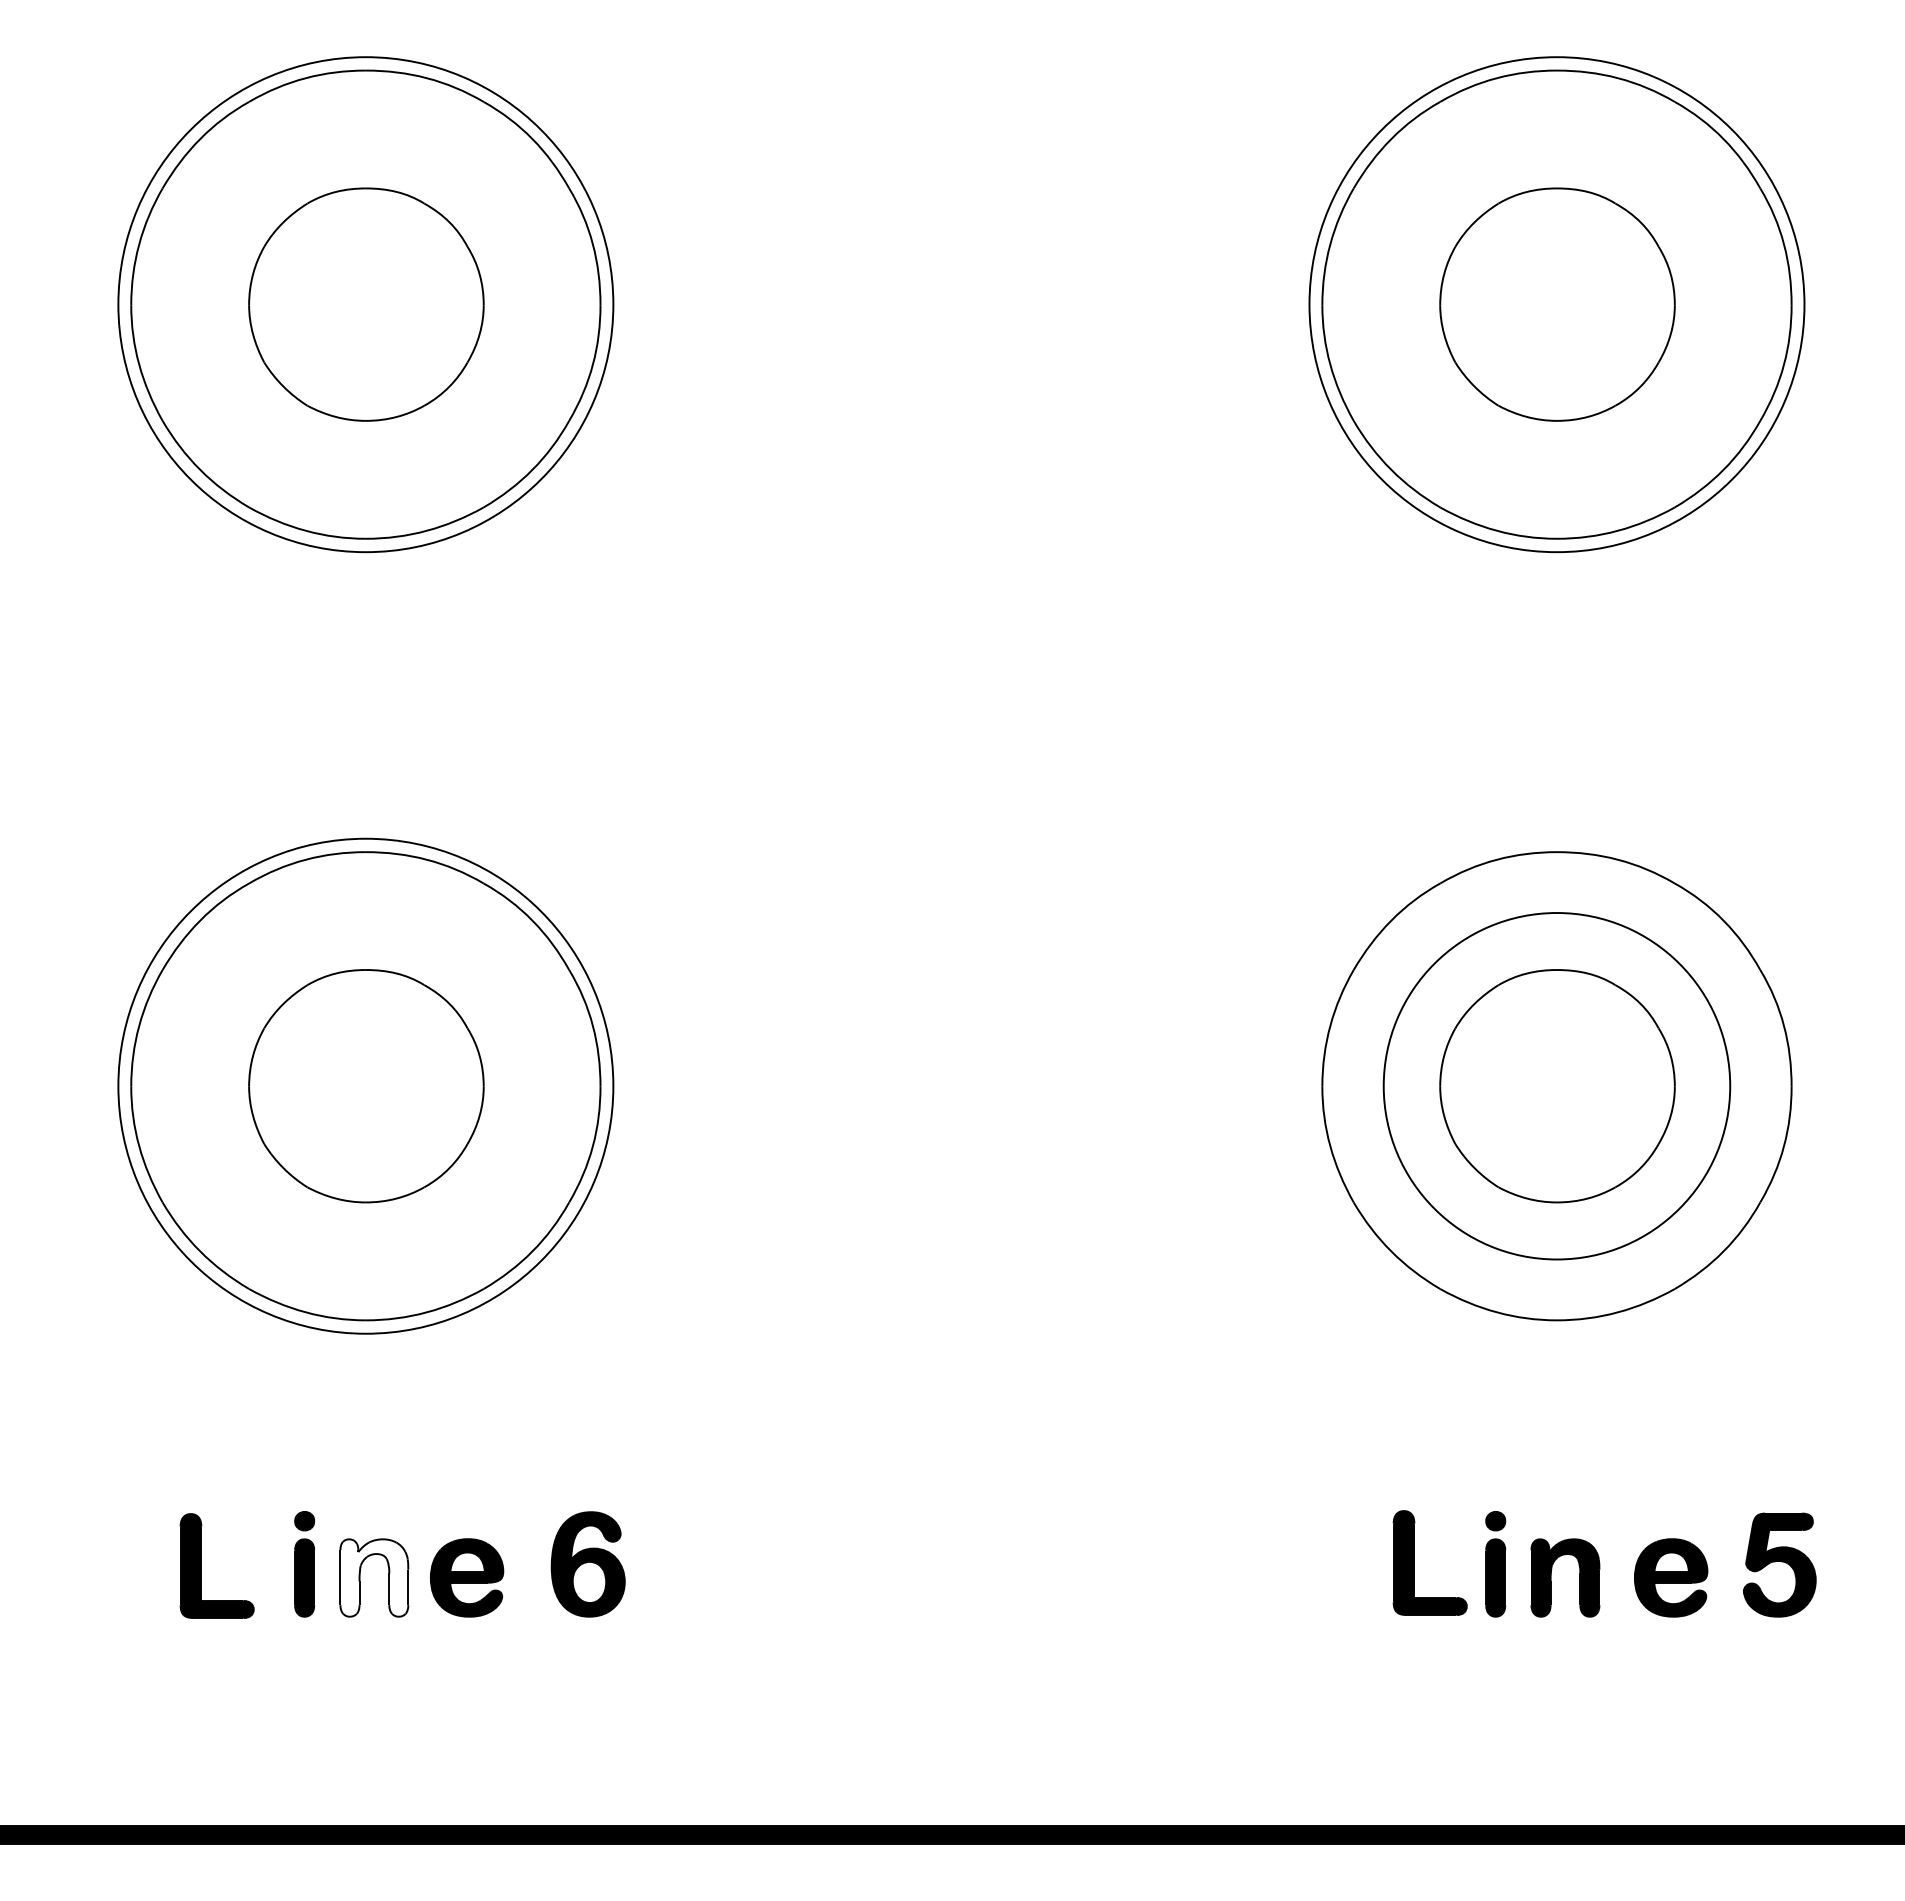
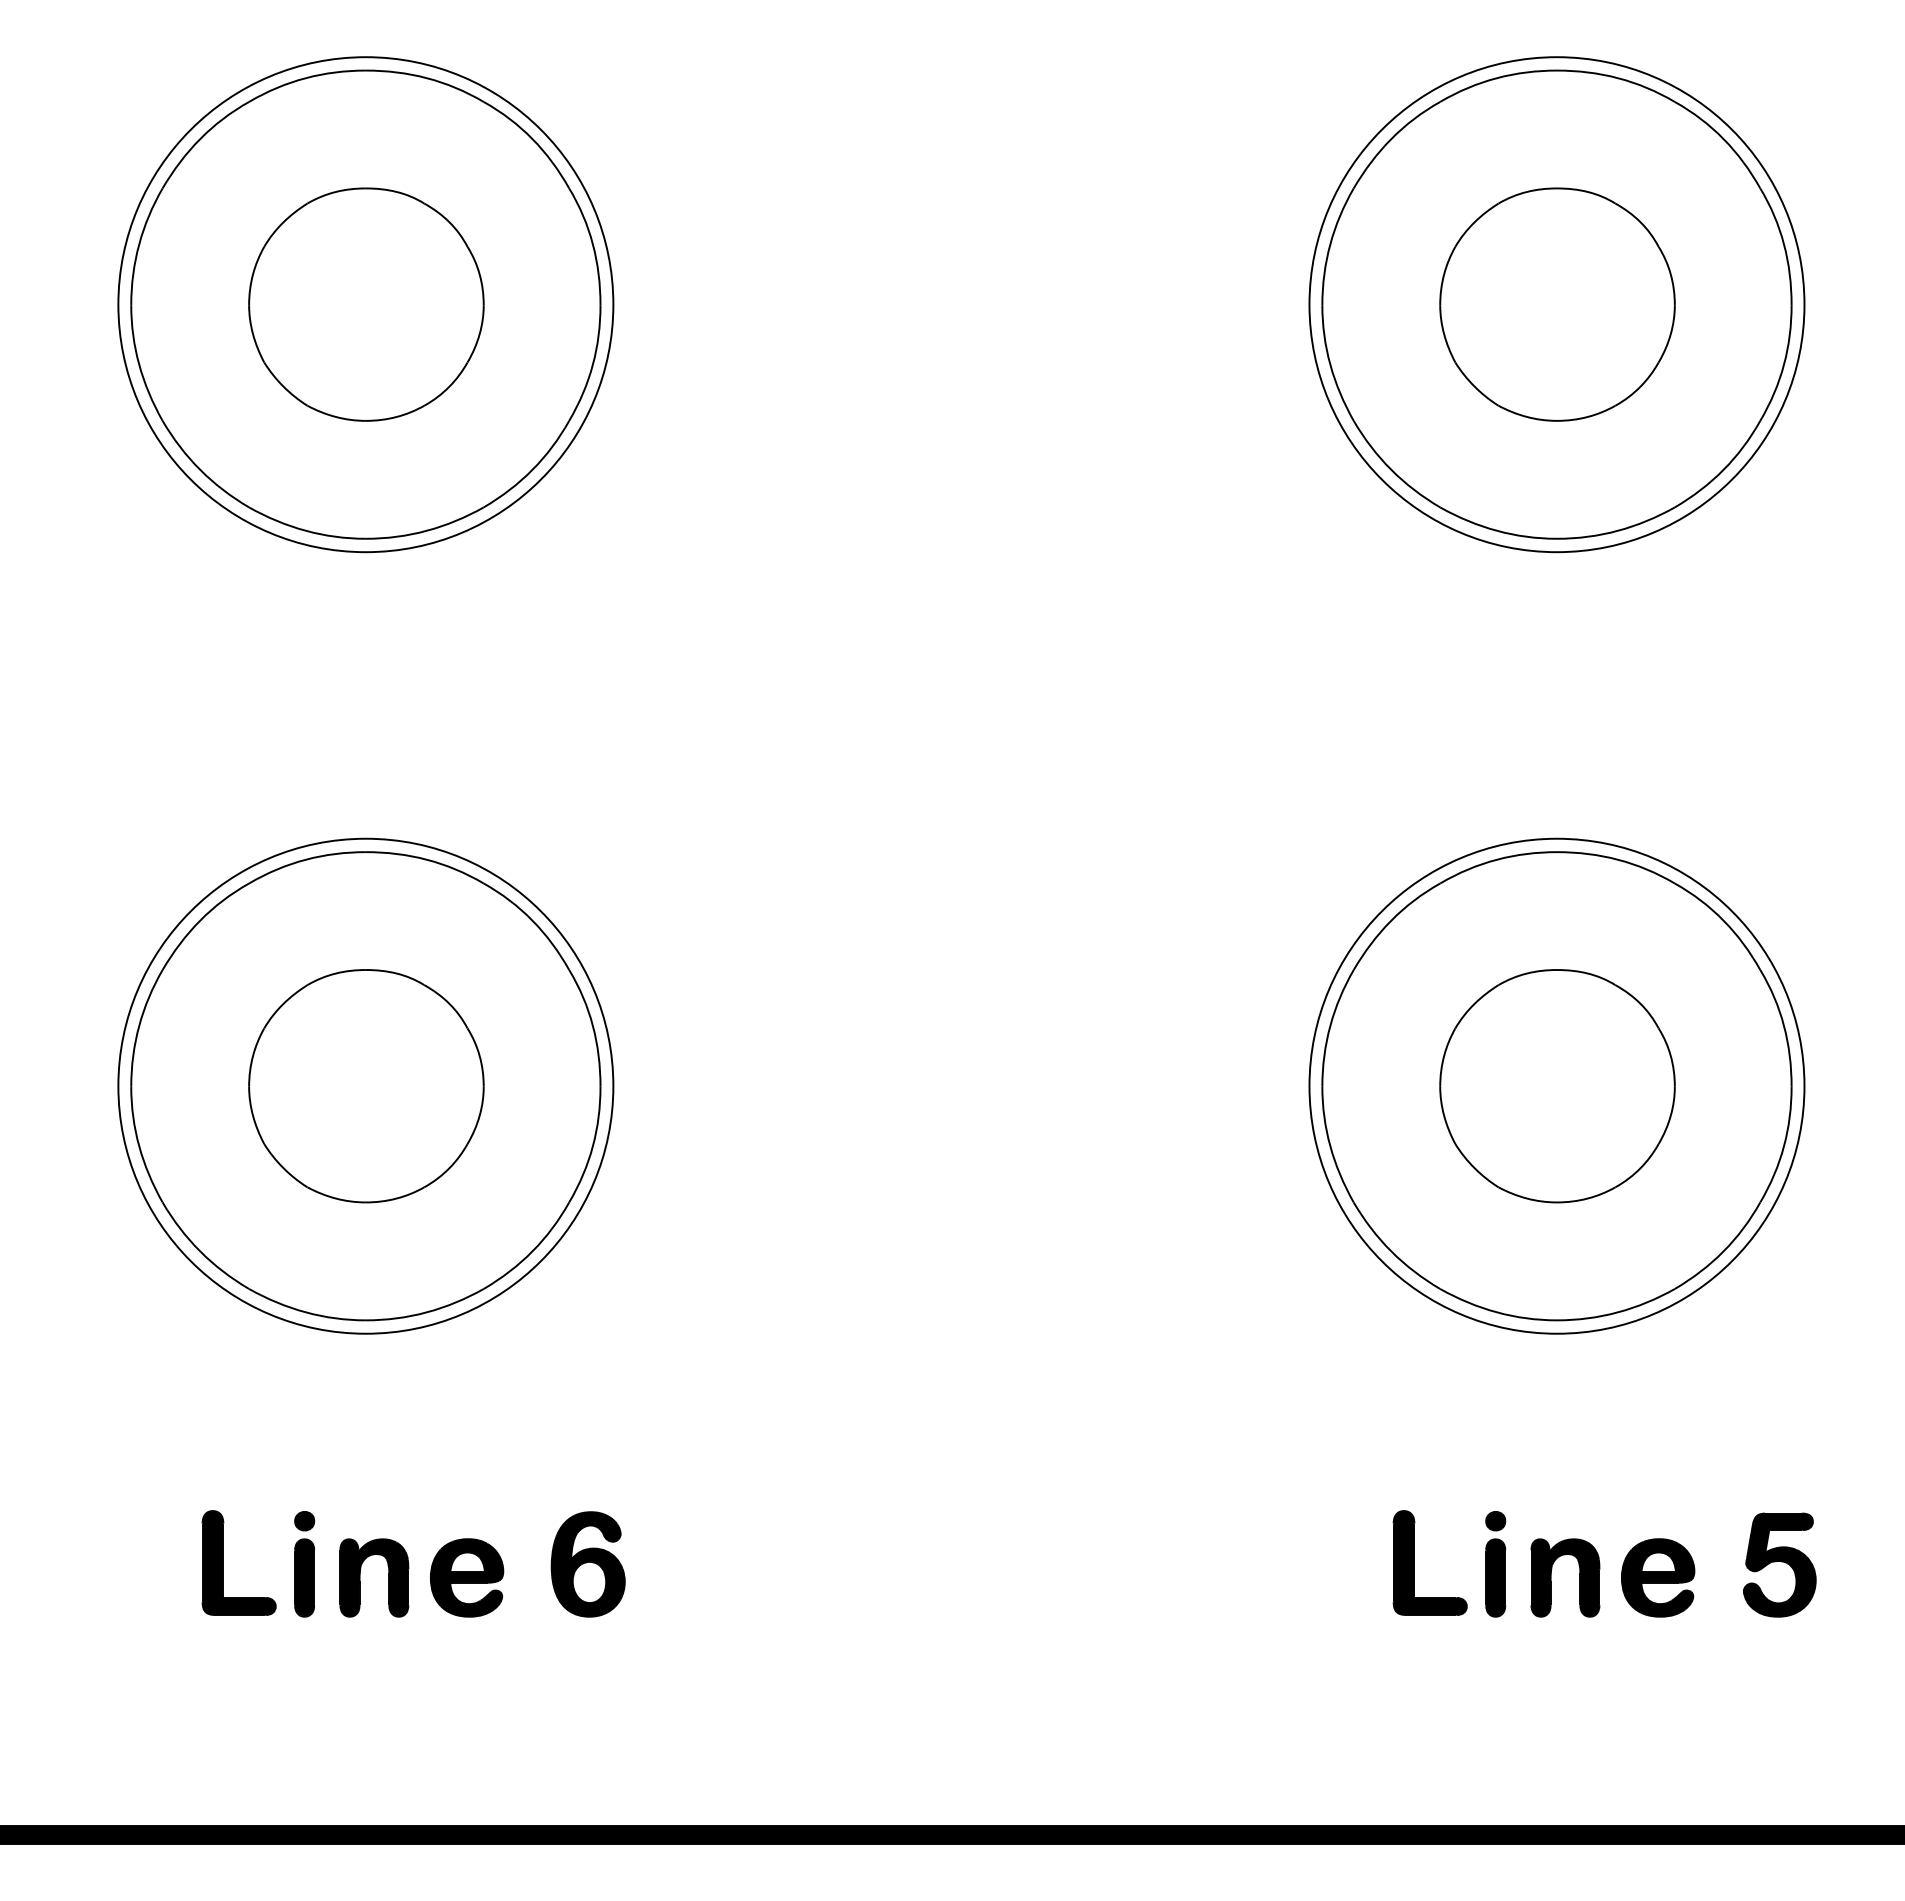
circle diameter: 346 px -> 495 px (1556, 1085)
part position: (201, 1565) -> (223, 1562) (223, 1562)
fill: none -> present (374, 1577)
part position: (1671, 1577) -> (1658, 1577) (1658, 1577)
